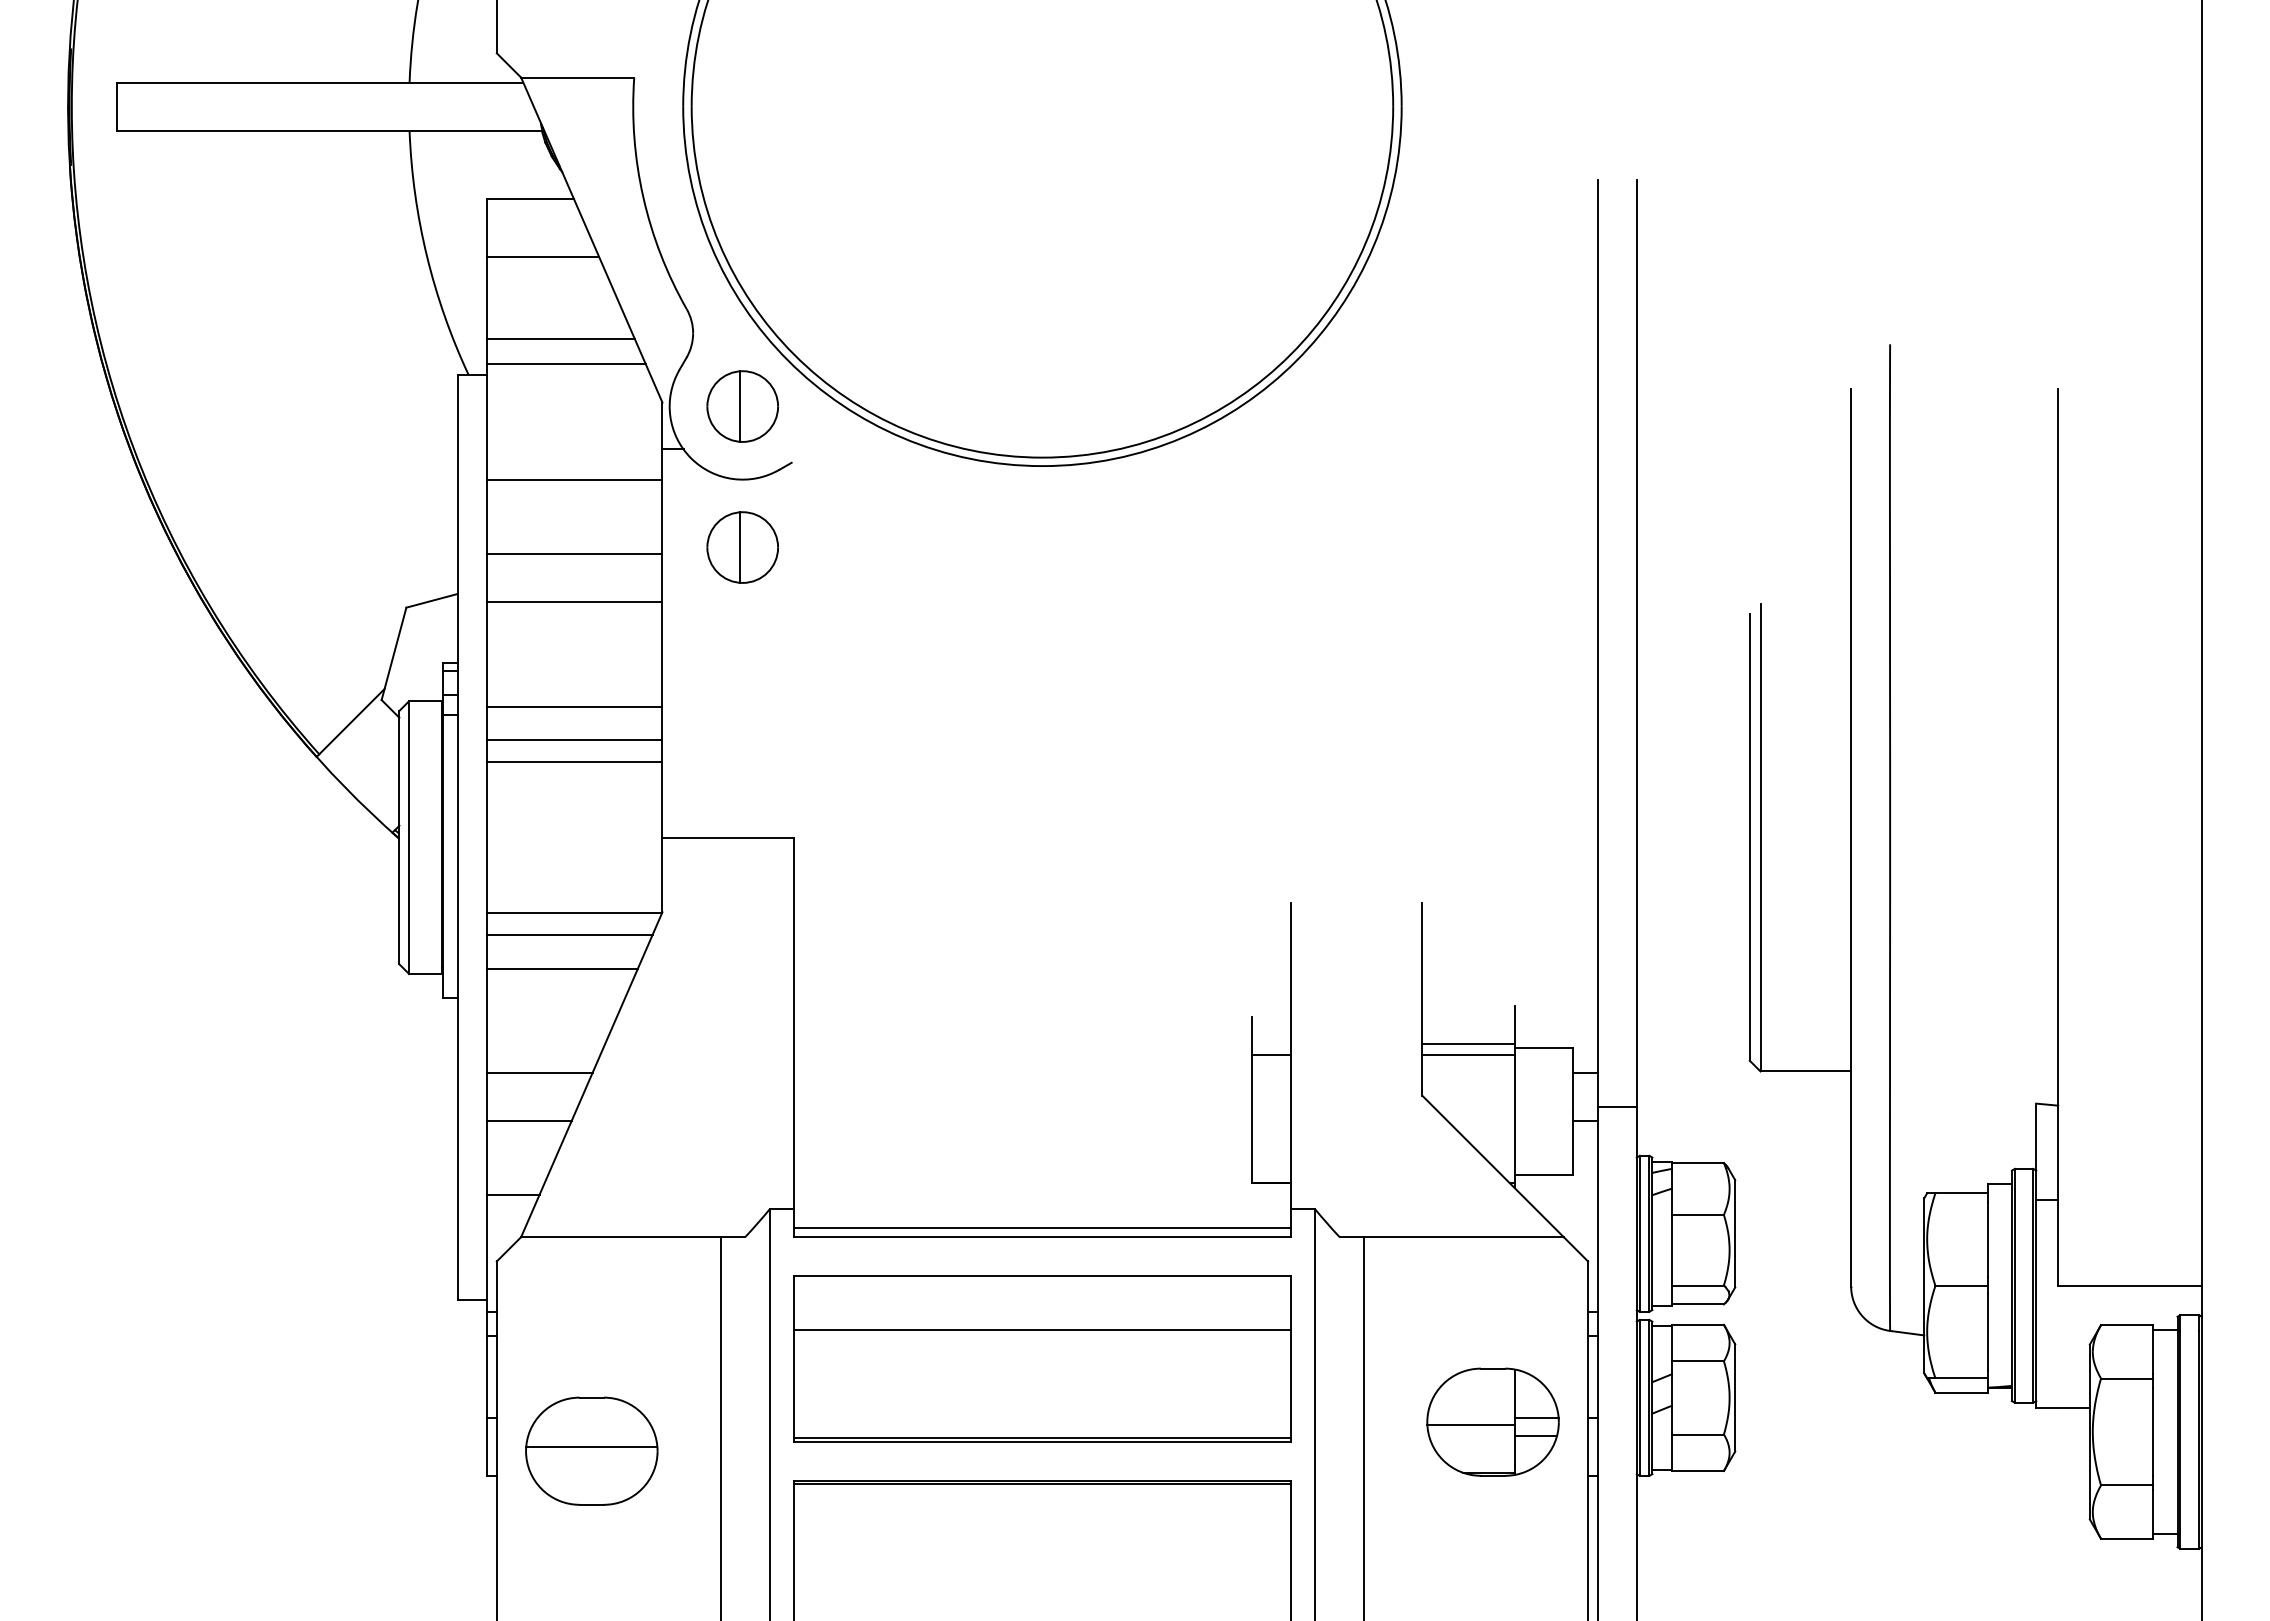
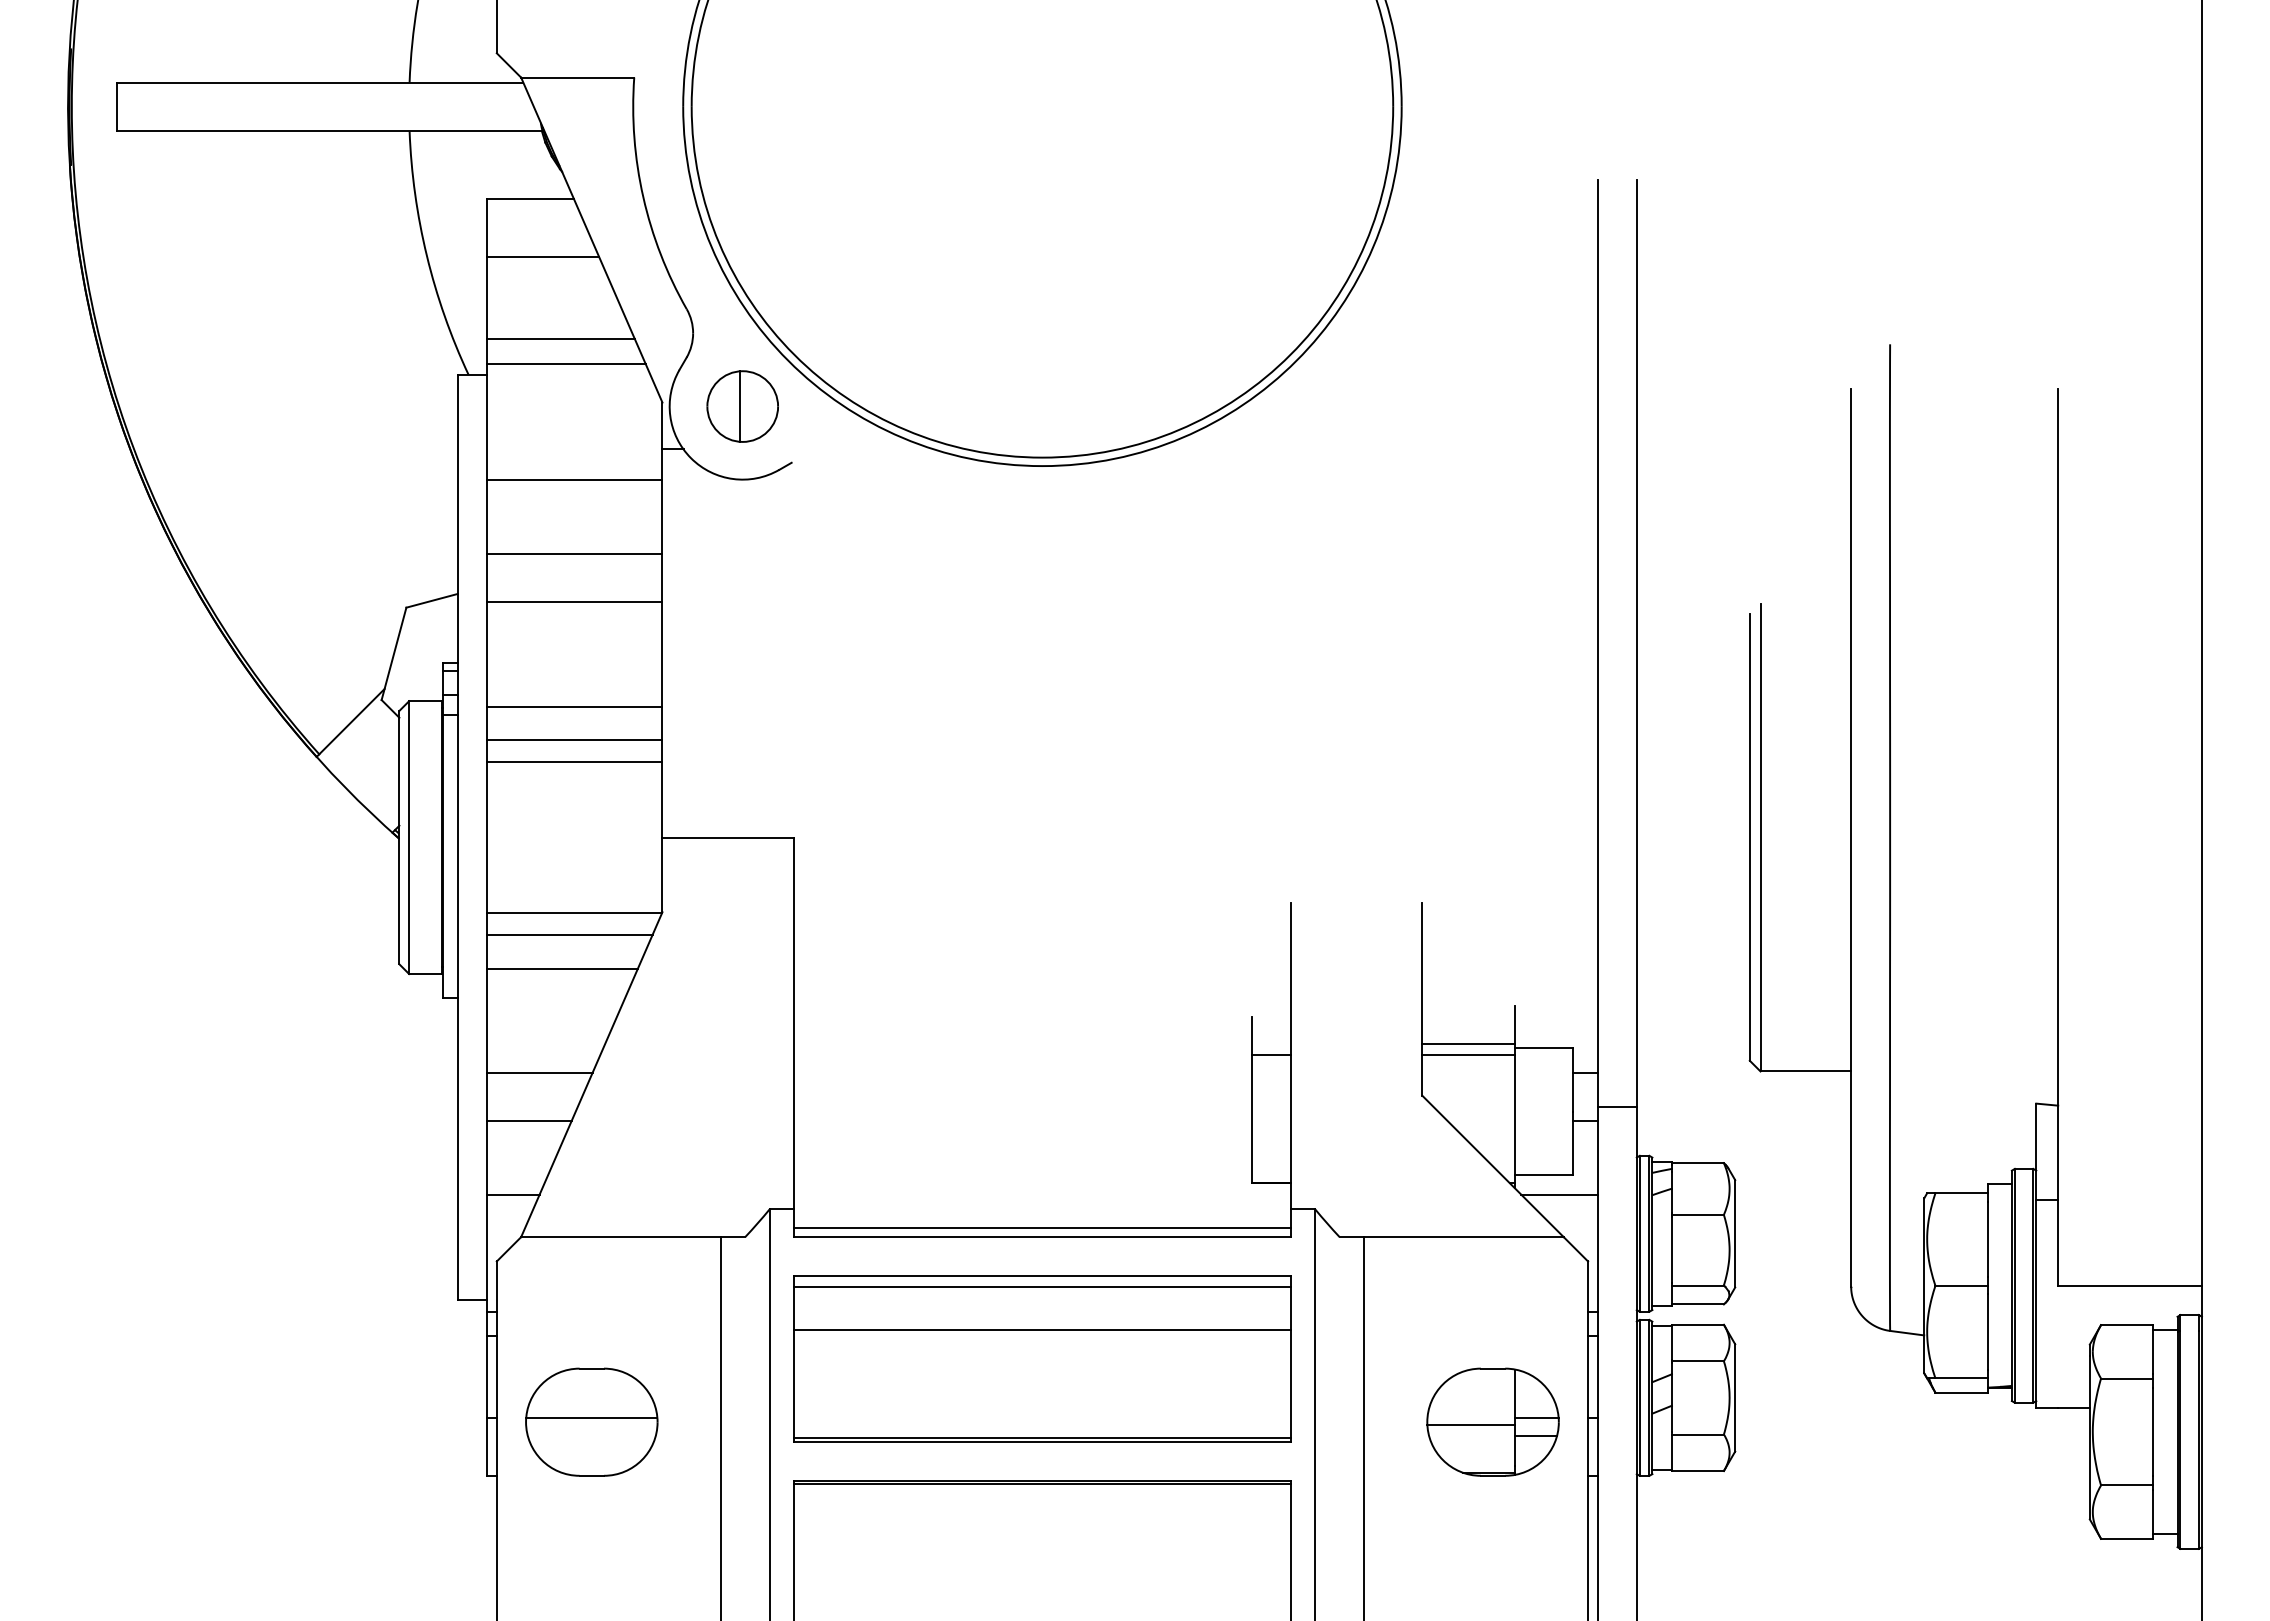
part: present -> none (742, 547)
line: none -> present (1559, 1194)
line: none -> present (1041, 1286)
part position: (591, 1450) -> (591, 1421) (591, 1421)
